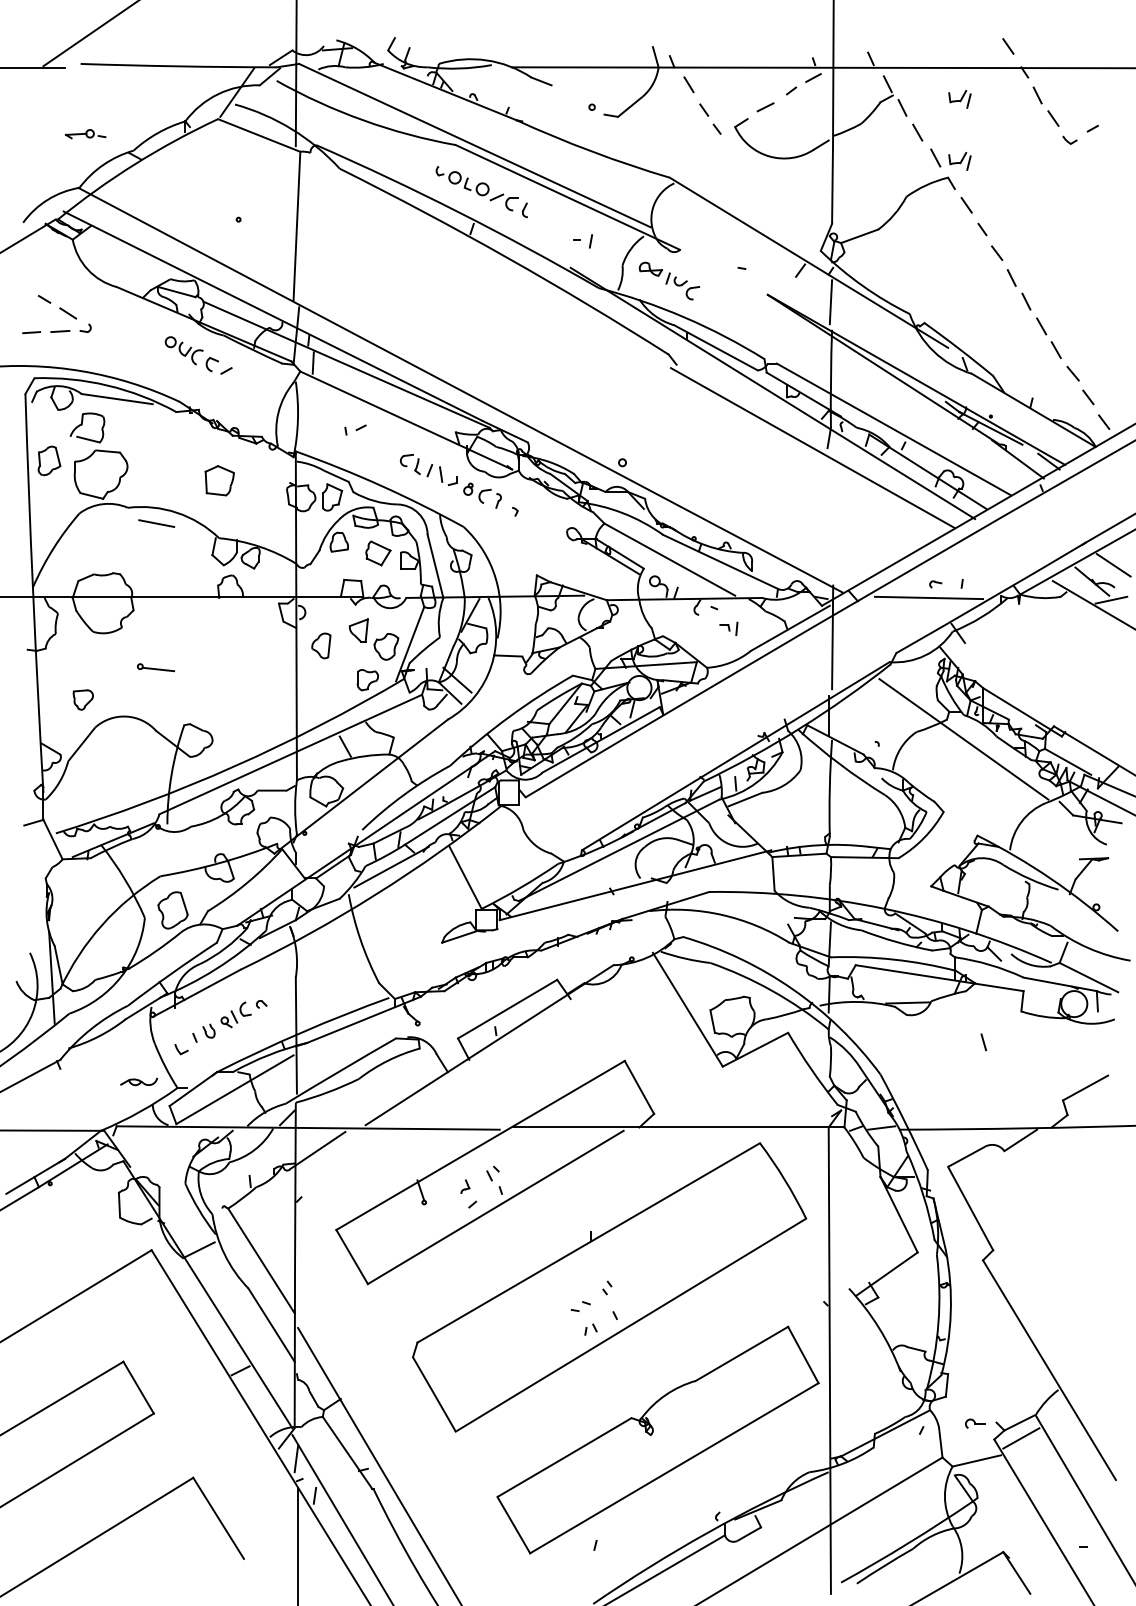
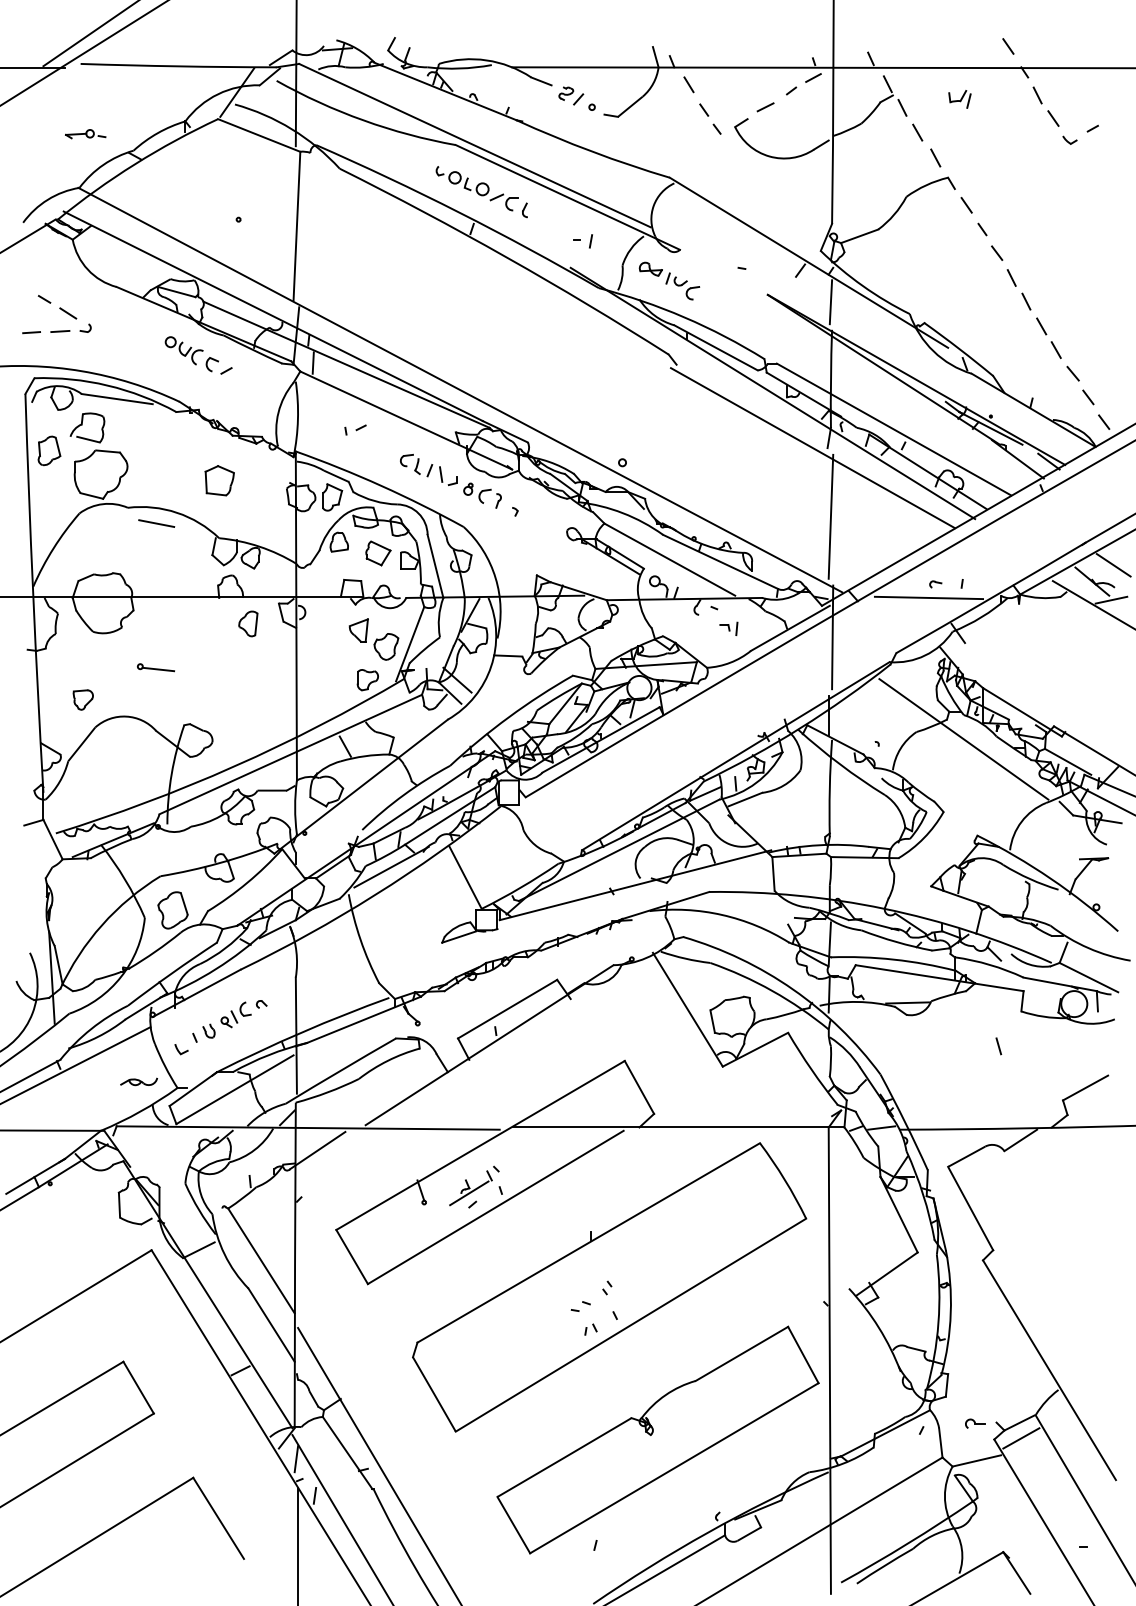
line: none -> present (83, 53)
part: none -> present (571, 95)
part: present -> none (959, 161)
part position: (49, 460) -> (49, 450) (49, 450)
line: none -> present (830, 516)
part position: (321, 645) -> (248, 623) (248, 623)
line position: (983, 1042) -> (998, 1046) (998, 1046)
line: none -> present (76, 1065)
line: none -> present (469, 1193)
